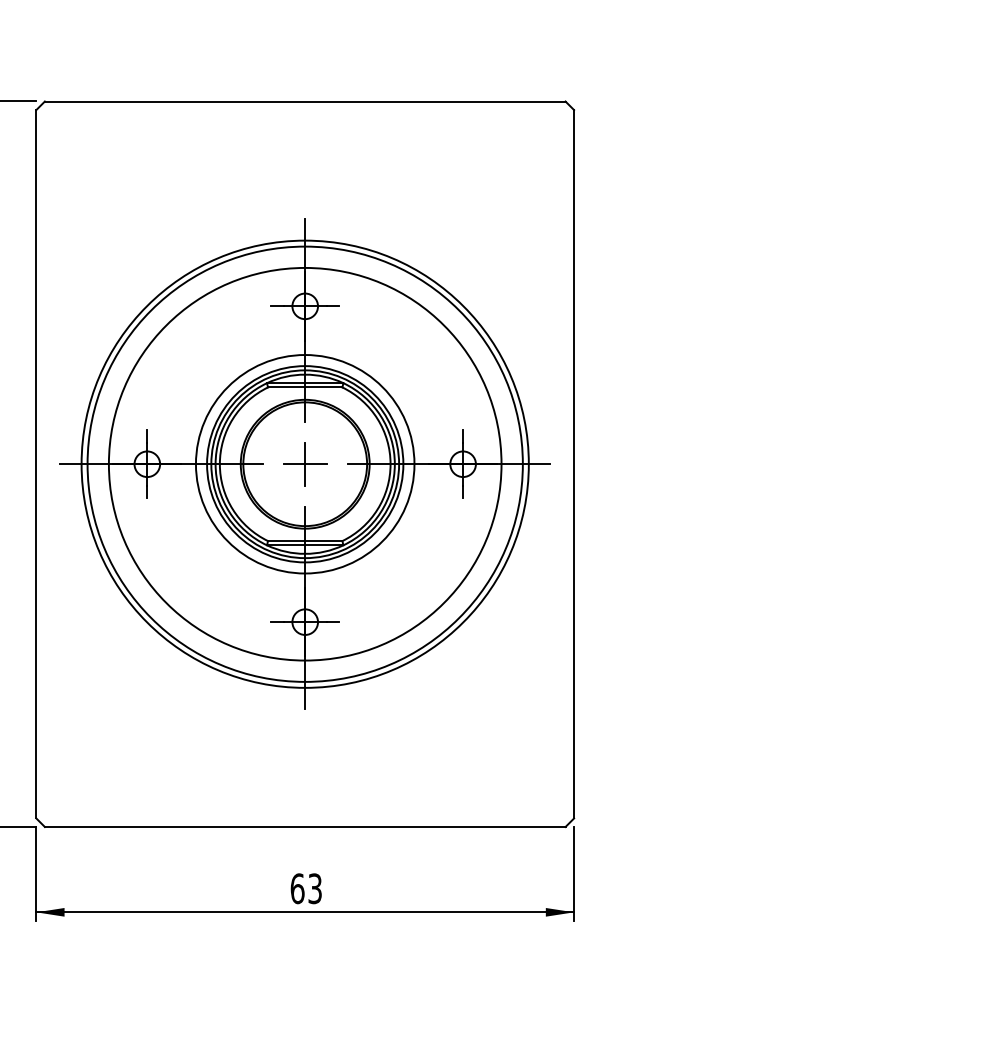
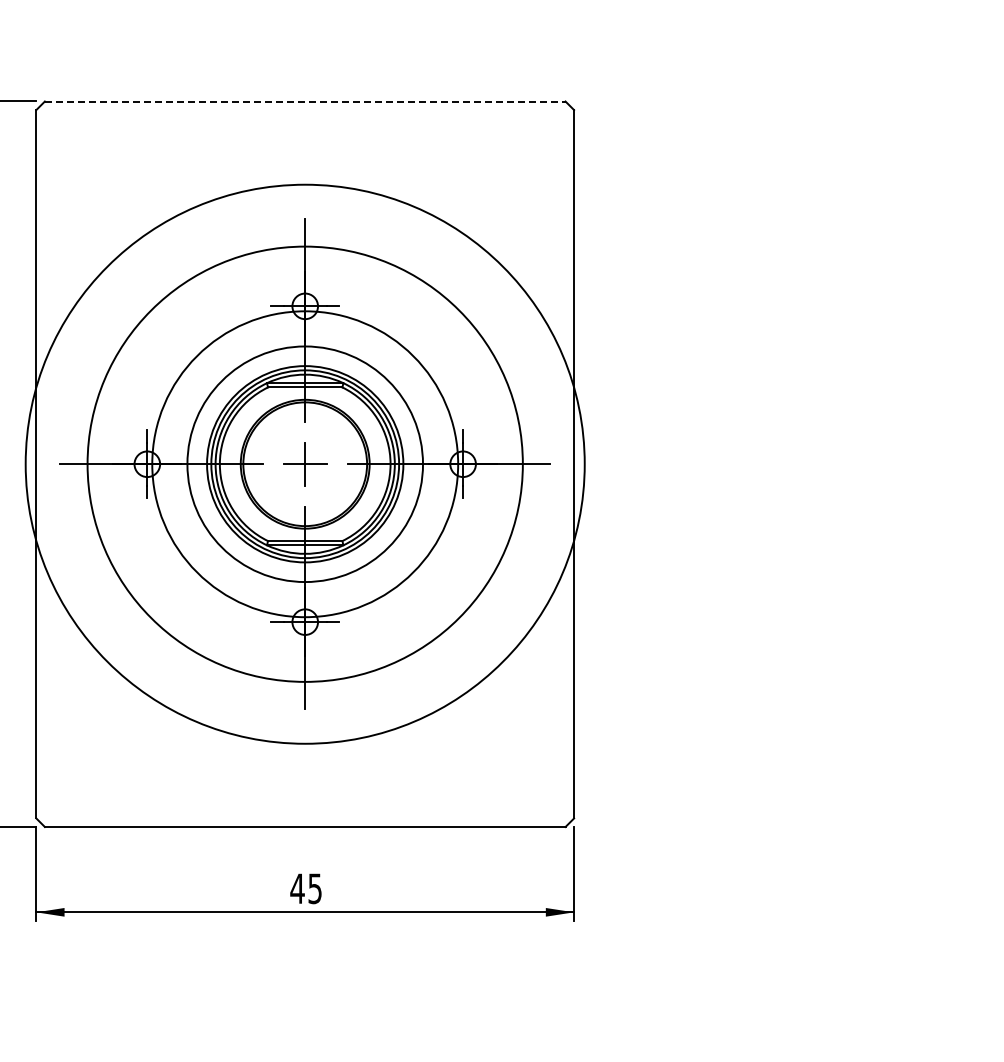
line: solid -> dashed (305, 101)
circle diameter: 393 px -> 236 px (305, 464)
circle diameter: 447 px -> 559 px (304, 463)
circle diameter: 218 px -> 306 px (305, 464)
text: 63 -> 45 (305, 888)
